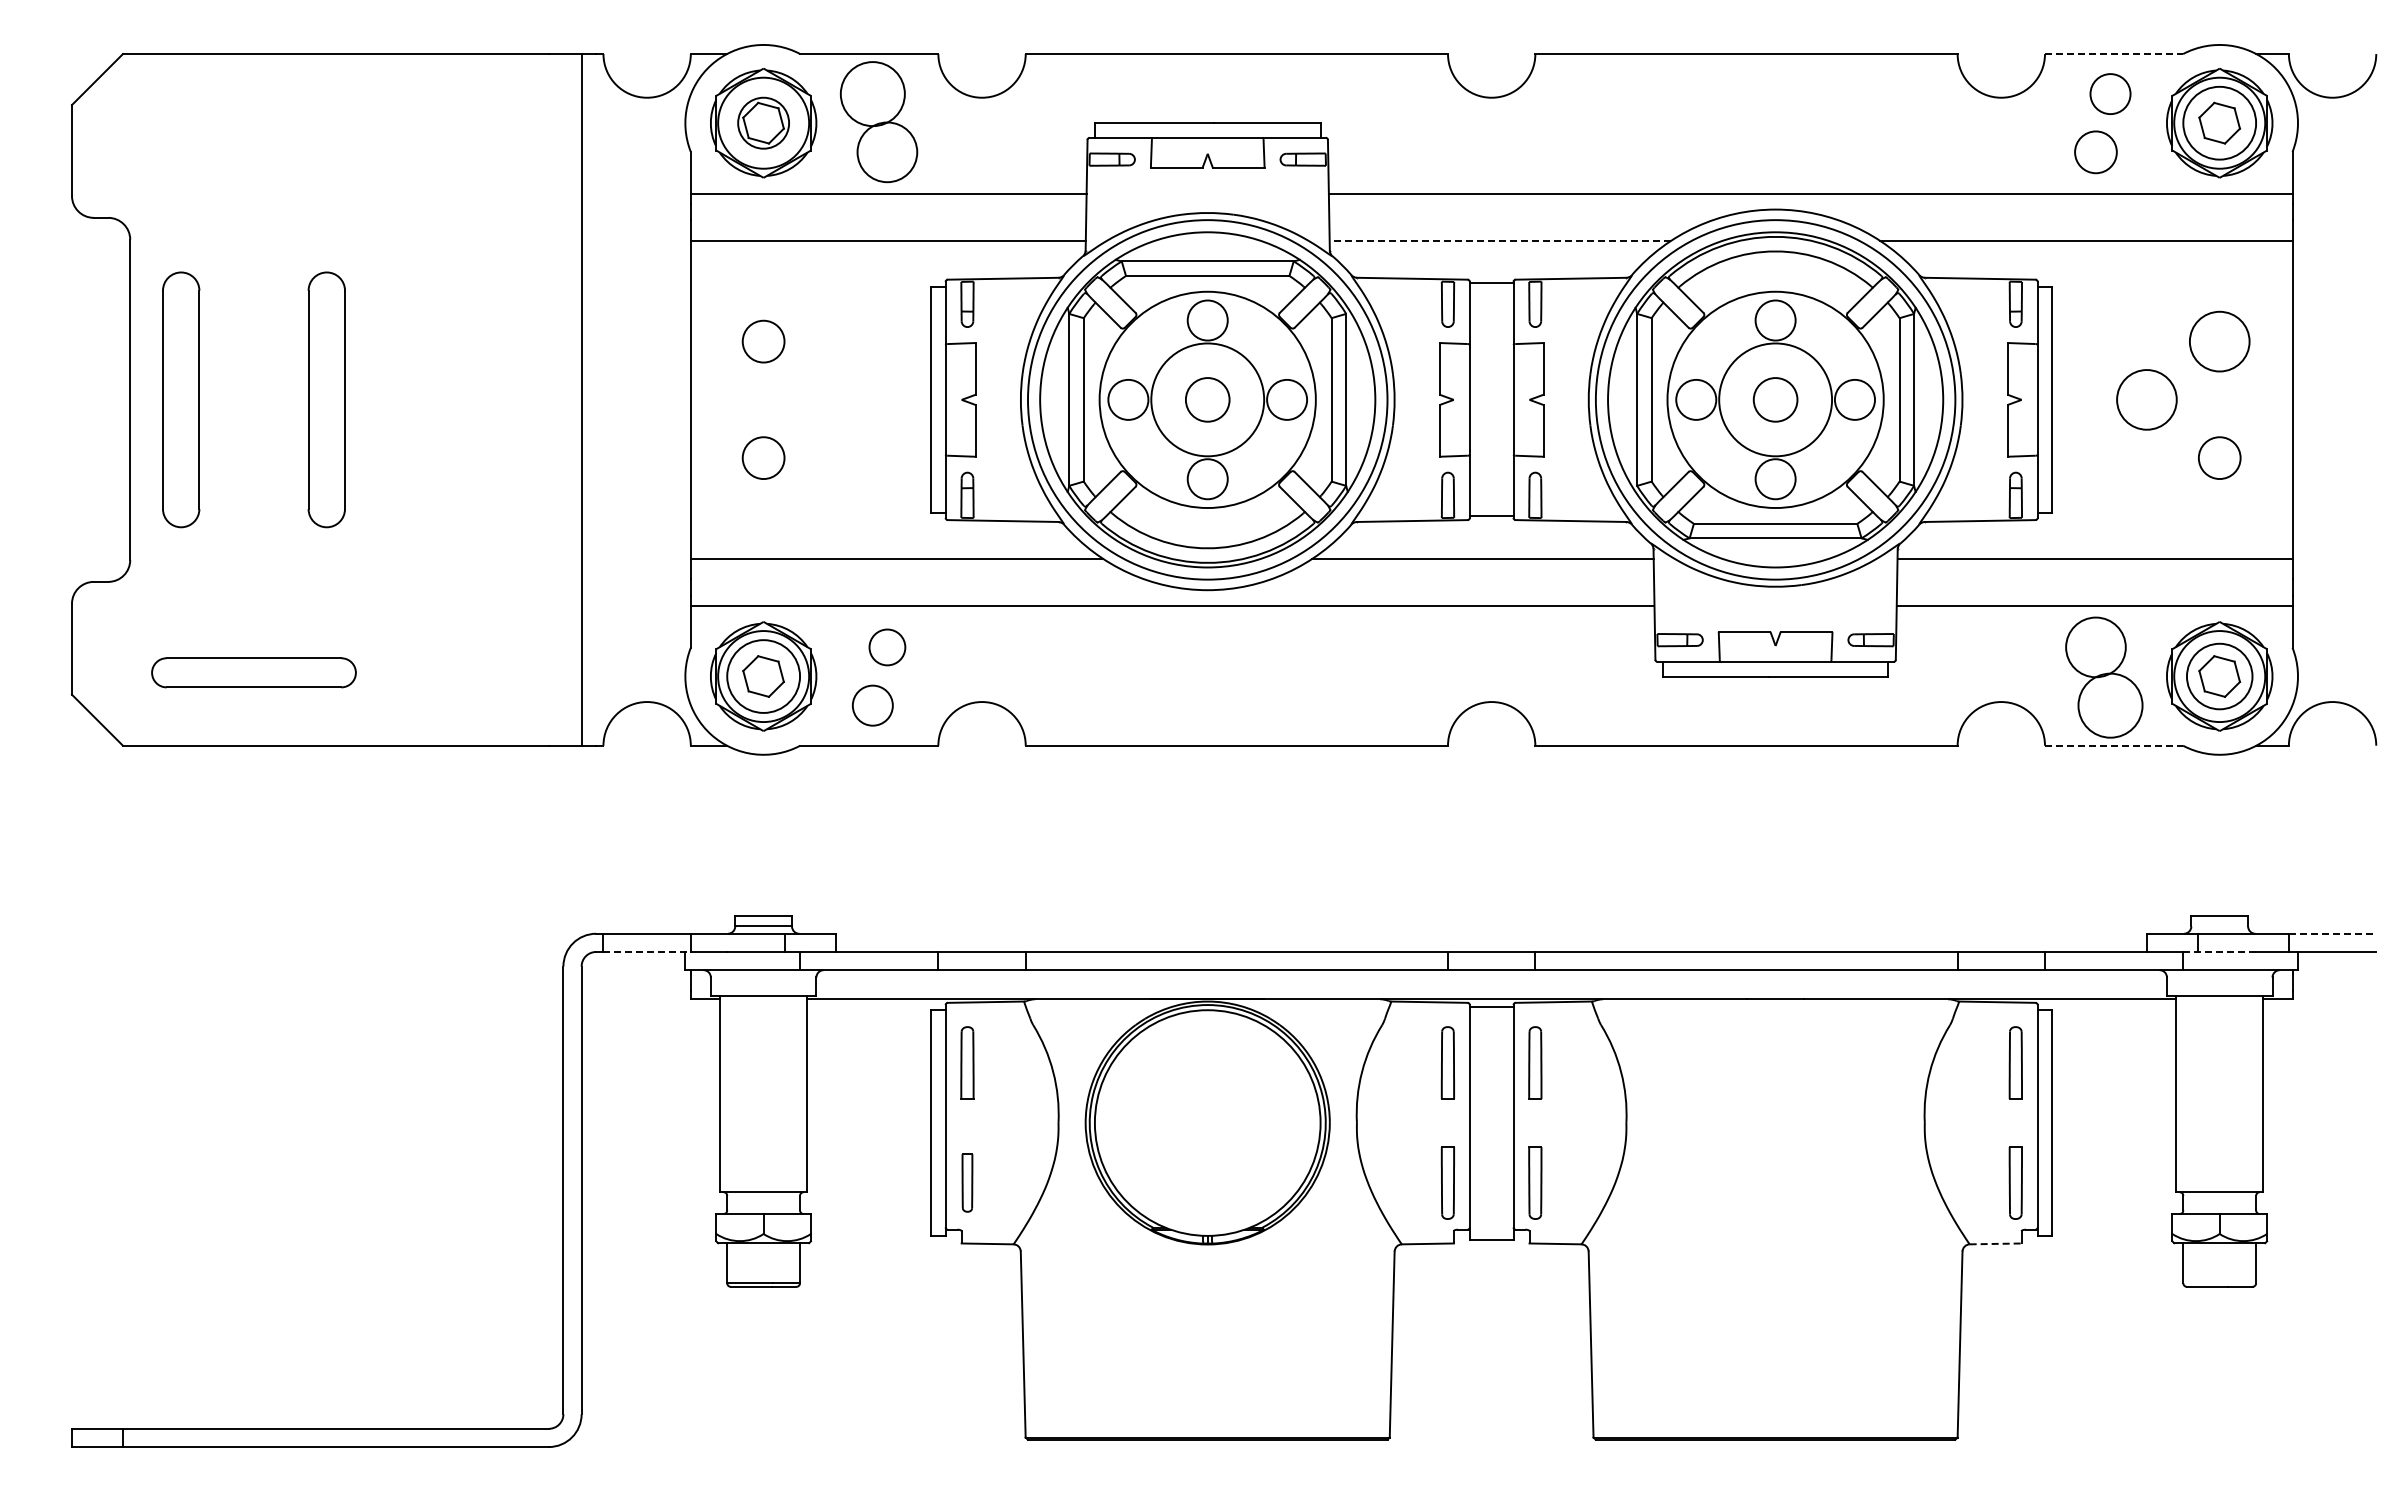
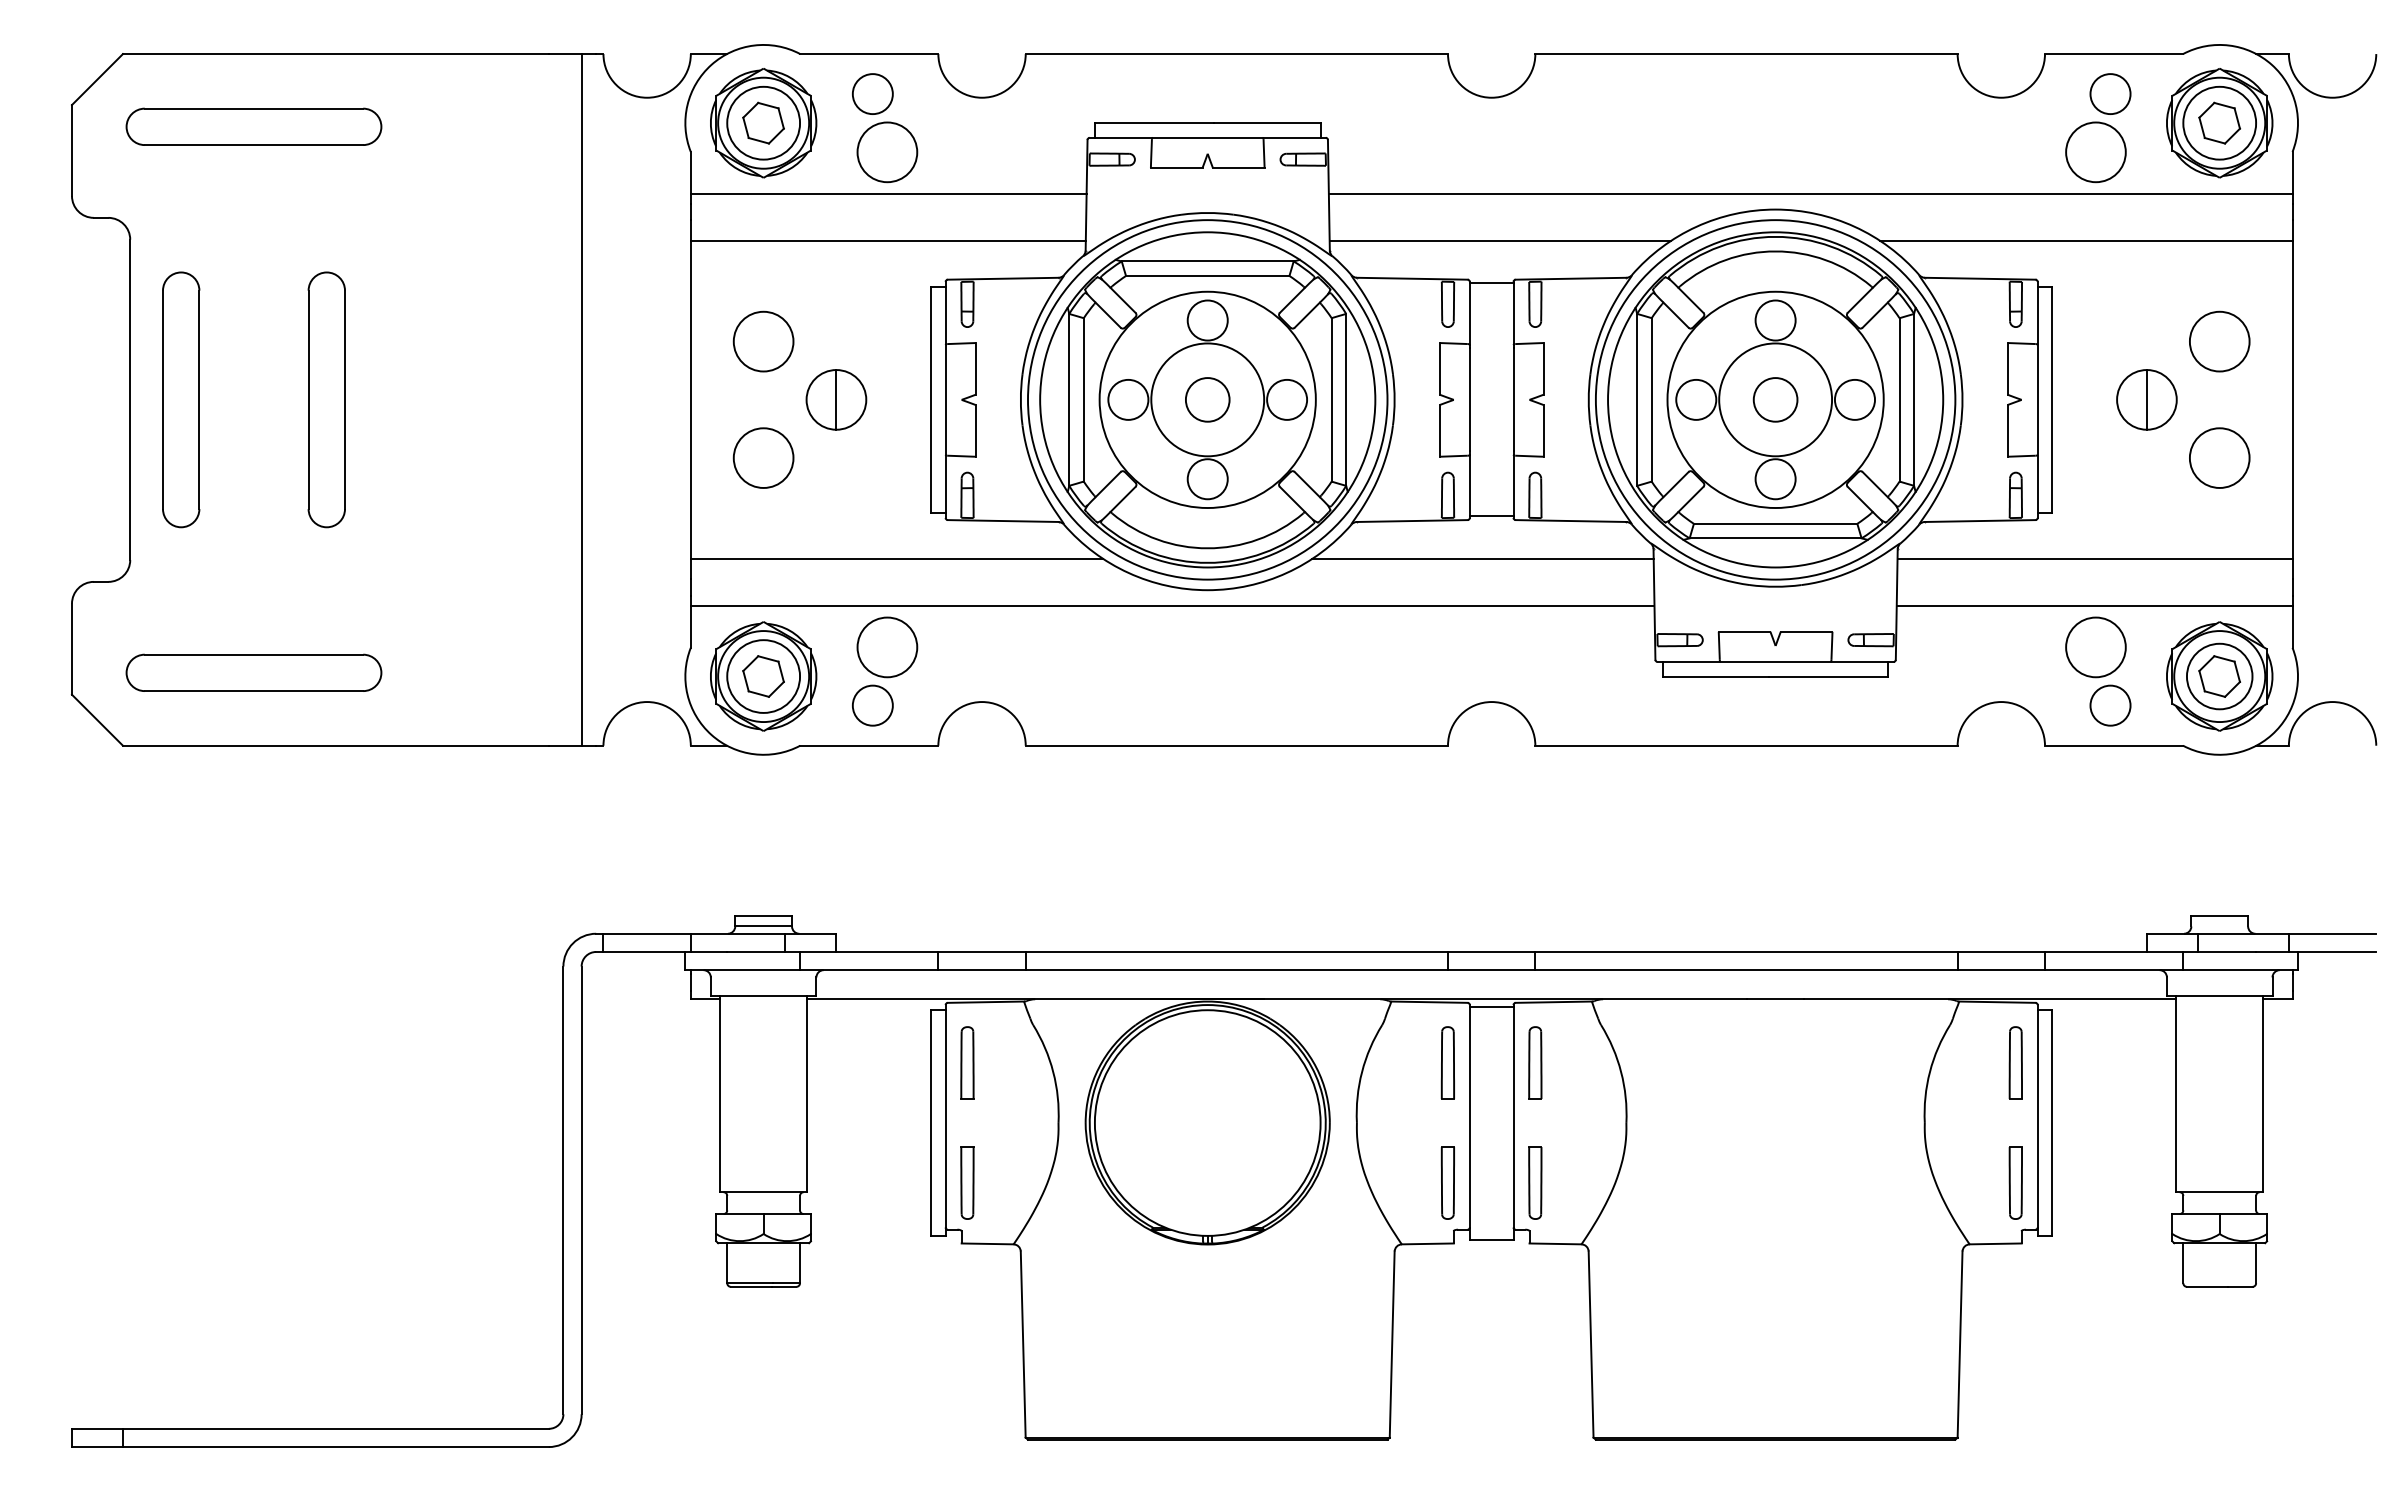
line: dashed -> solid (2114, 54)
circle diameter: 64 px -> 40 px (872, 94)
circle diameter: 51 px -> 73 px (763, 122)
part: none -> present (253, 126)
circle diameter: 42 px -> 60 px (2095, 152)
line: dashed -> solid (1500, 240)
circle diameter: 42 px -> 60 px (763, 341)
part: none -> present (836, 399)
line: none -> present (2146, 399)
circle diameter: 42 px -> 60 px (763, 457)
circle diameter: 42 px -> 60 px (2219, 457)
circle size: 39x39 px -> 63x63 px (887, 647)
part size: 206x32 px -> 258x39 px (253, 672)
circle diameter: 64 px -> 40 px (2110, 705)
line: dashed -> solid (2114, 745)
line: dashed -> solid (2332, 933)
line: dashed -> solid (647, 951)
line: dashed -> solid (2219, 951)
part size: 13x60 px -> 15x74 px (967, 1182)
line: dashed -> solid (1996, 1243)
